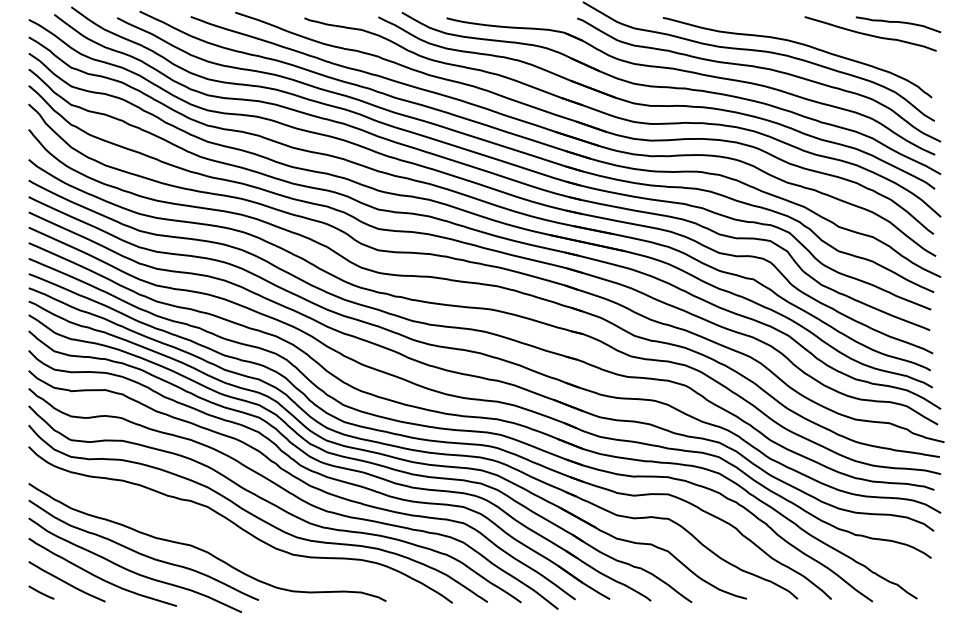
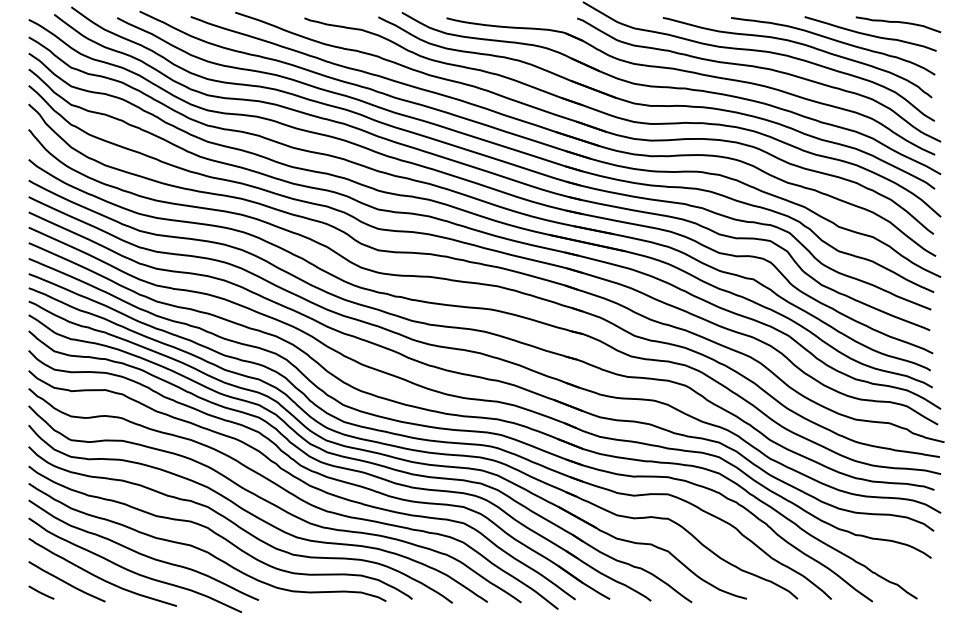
curve: none -> present (835, 41)
curve: none -> present (219, 534)
